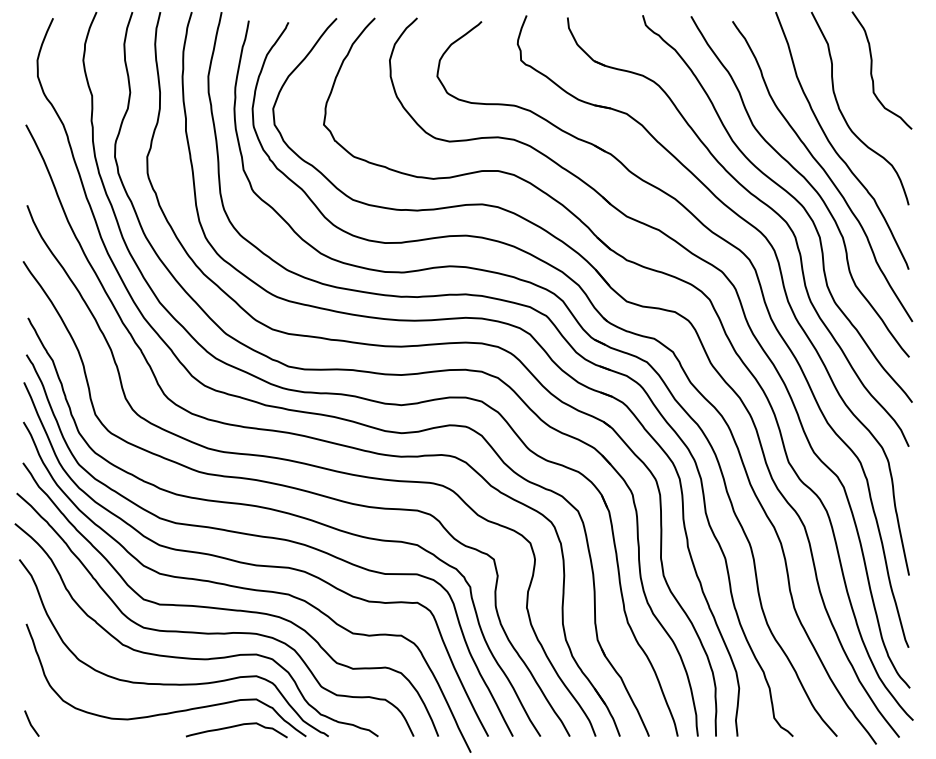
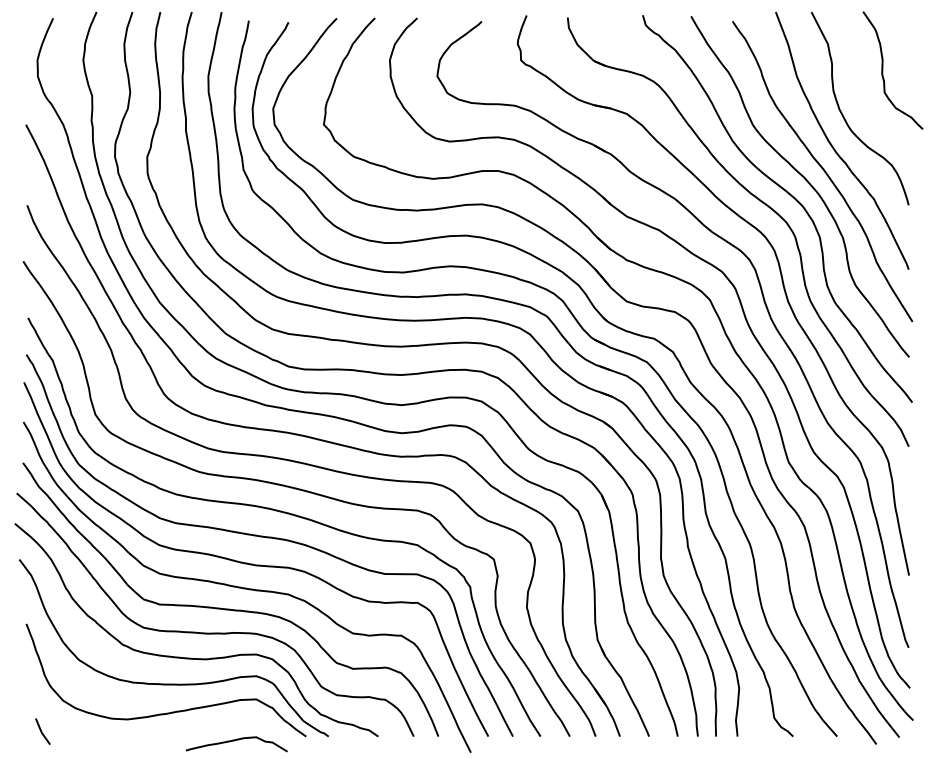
curve position: (872, 70) -> (883, 70) (883, 70)
line position: (31, 723) -> (42, 731) (42, 731)
curve position: (234, 727) -> (234, 741) (234, 741)
